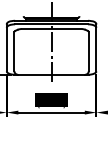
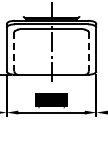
line: solid -> dashed (14, 51)
line: solid -> dashed (88, 51)
